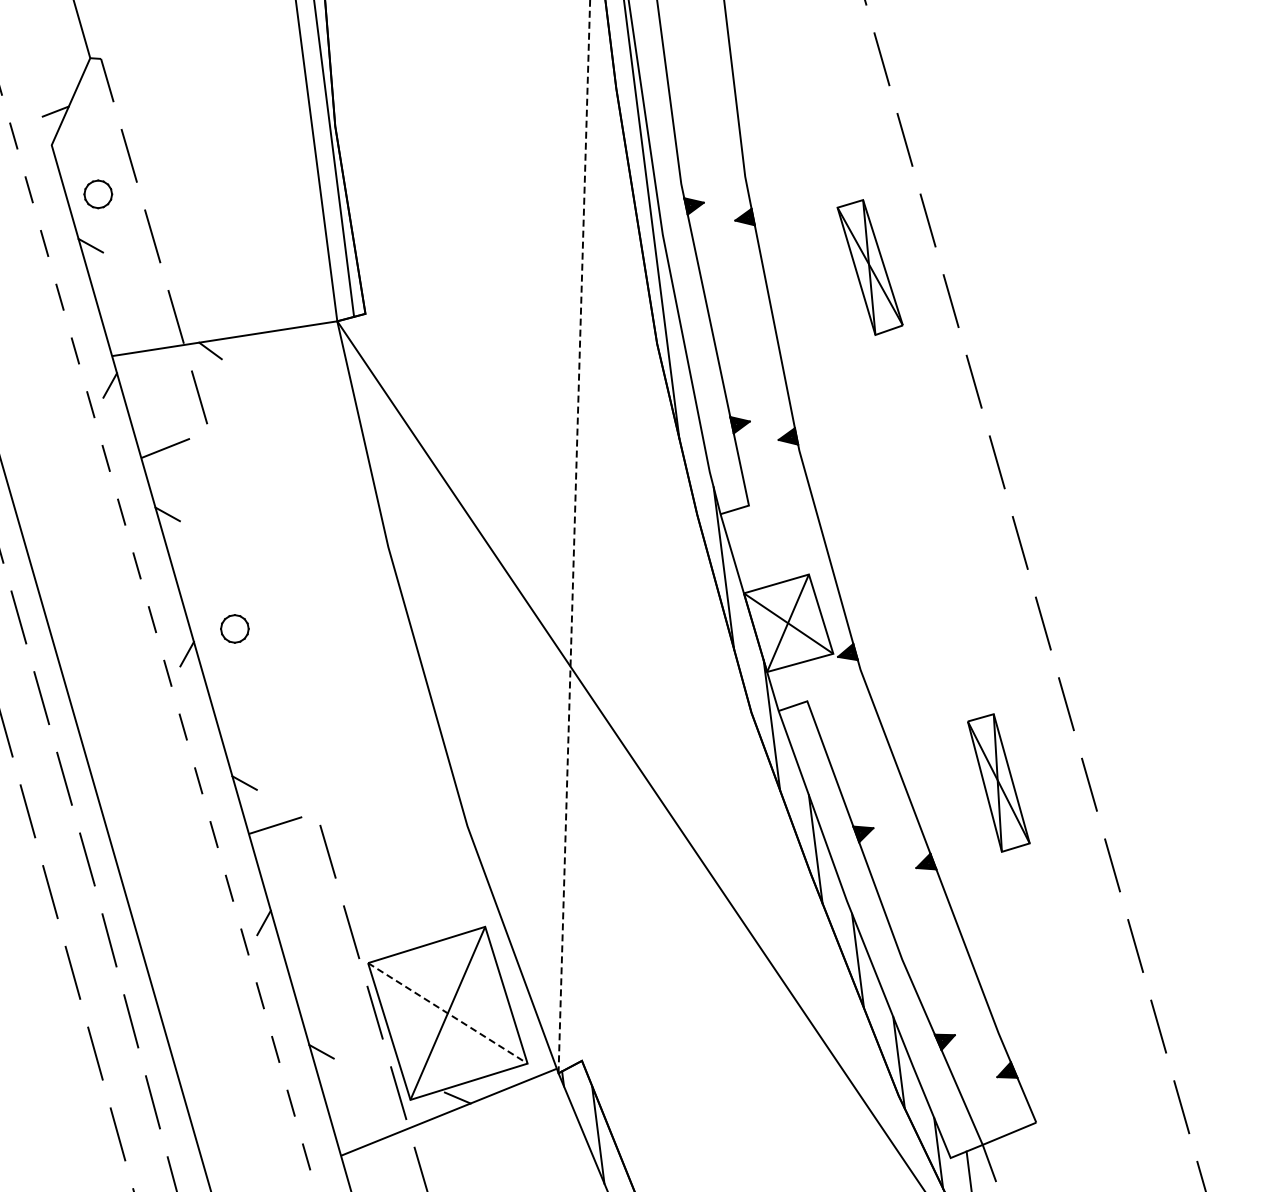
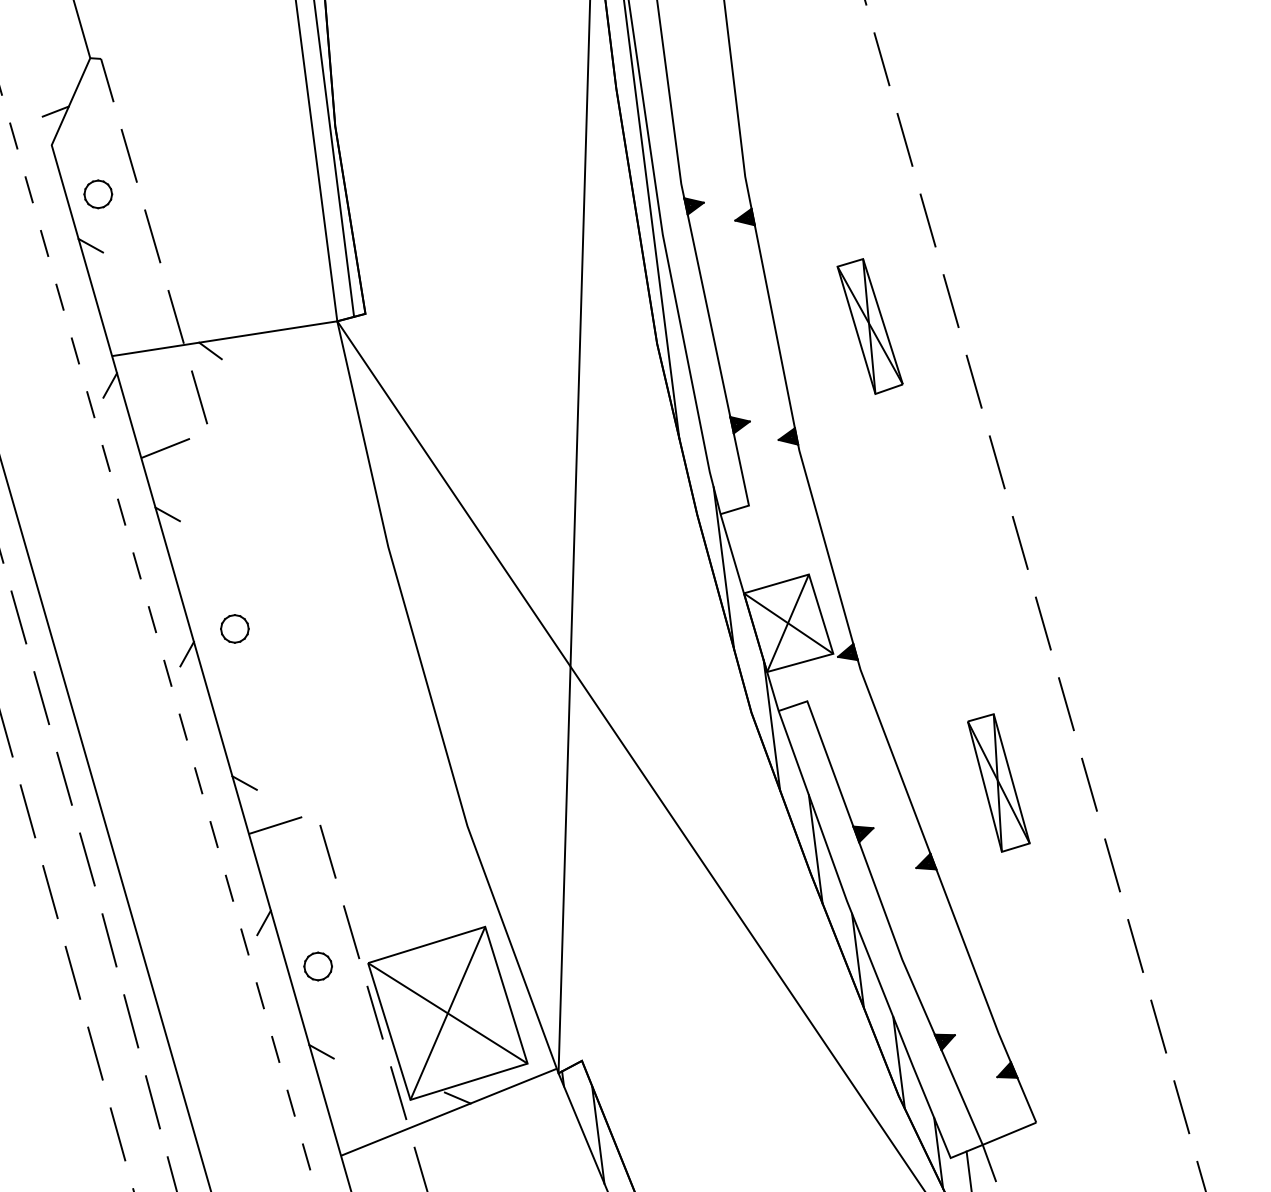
part position: (869, 267) -> (869, 326) (869, 326)
line: dashed -> solid (574, 536)
part: none -> present (317, 966)
line: dashed -> solid (448, 1013)
